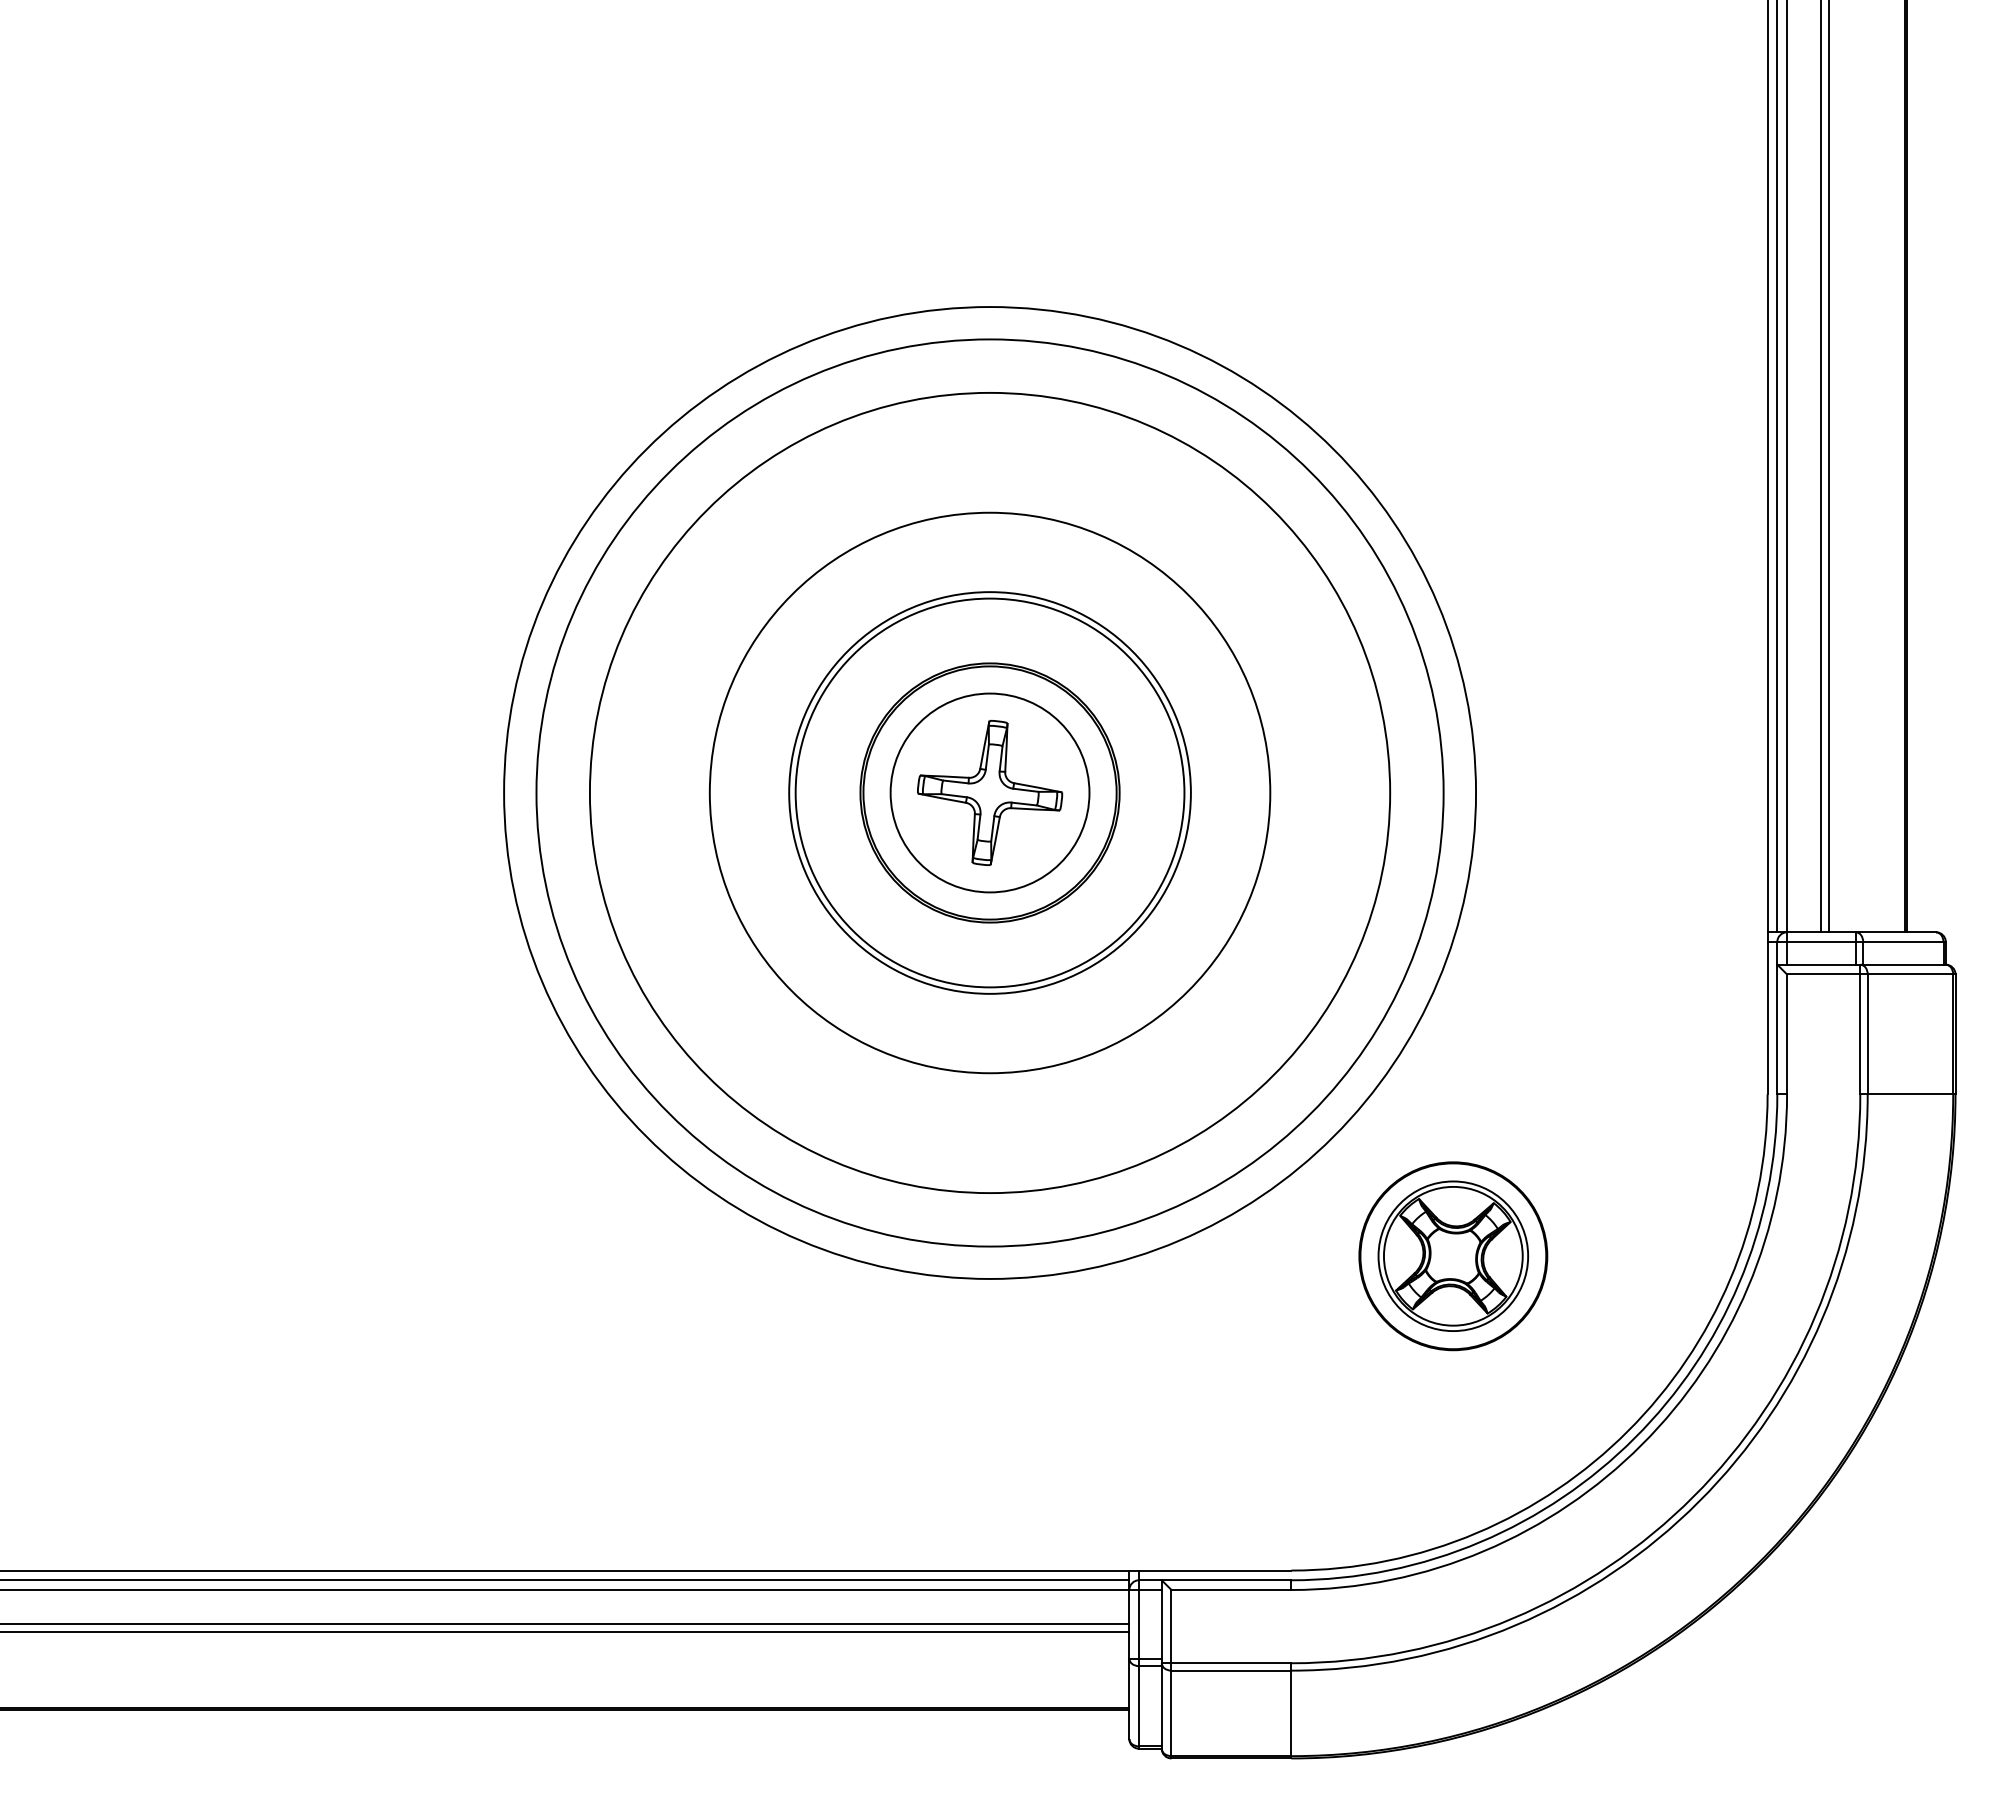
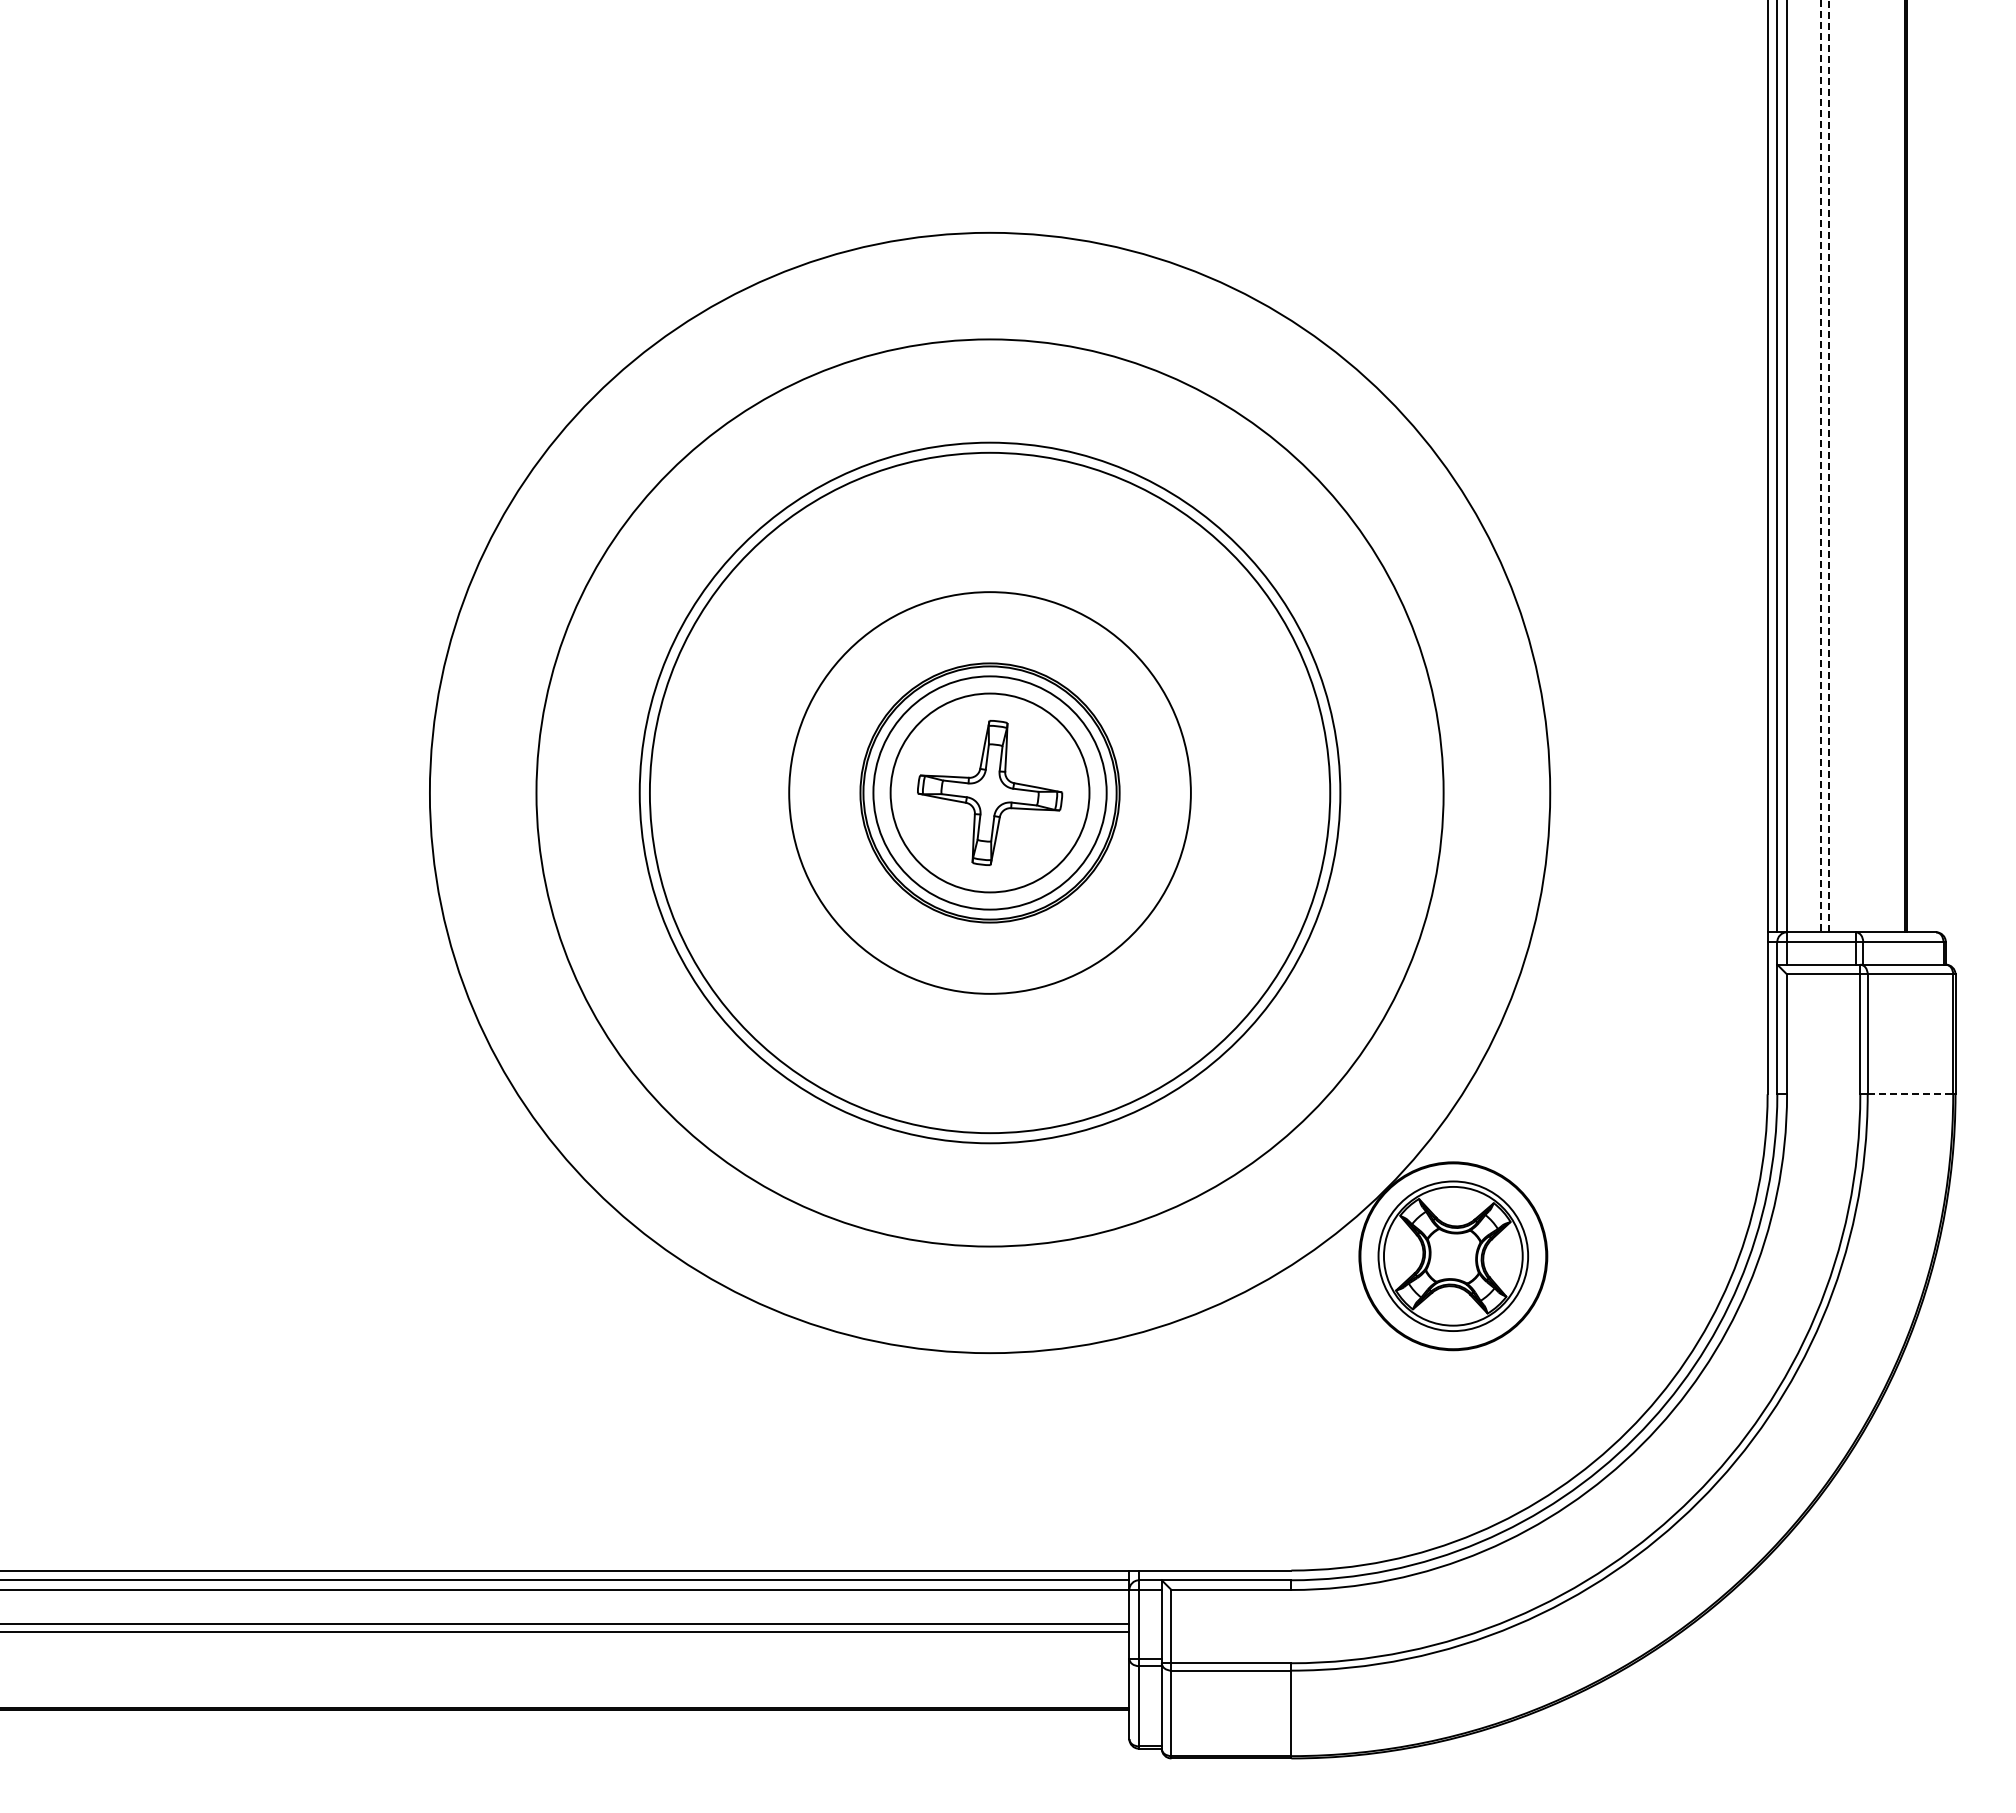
line: solid -> dashed (1821, 466)
line: solid -> dashed (1828, 466)
circle diameter: 389 px -> 233 px (989, 792)
circle diameter: 560 px -> 701 px (989, 792)
circle diameter: 800 px -> 1120 px (989, 792)
circle diameter: 972 px -> 680 px (989, 792)
line: solid -> dashed (1910, 1094)
